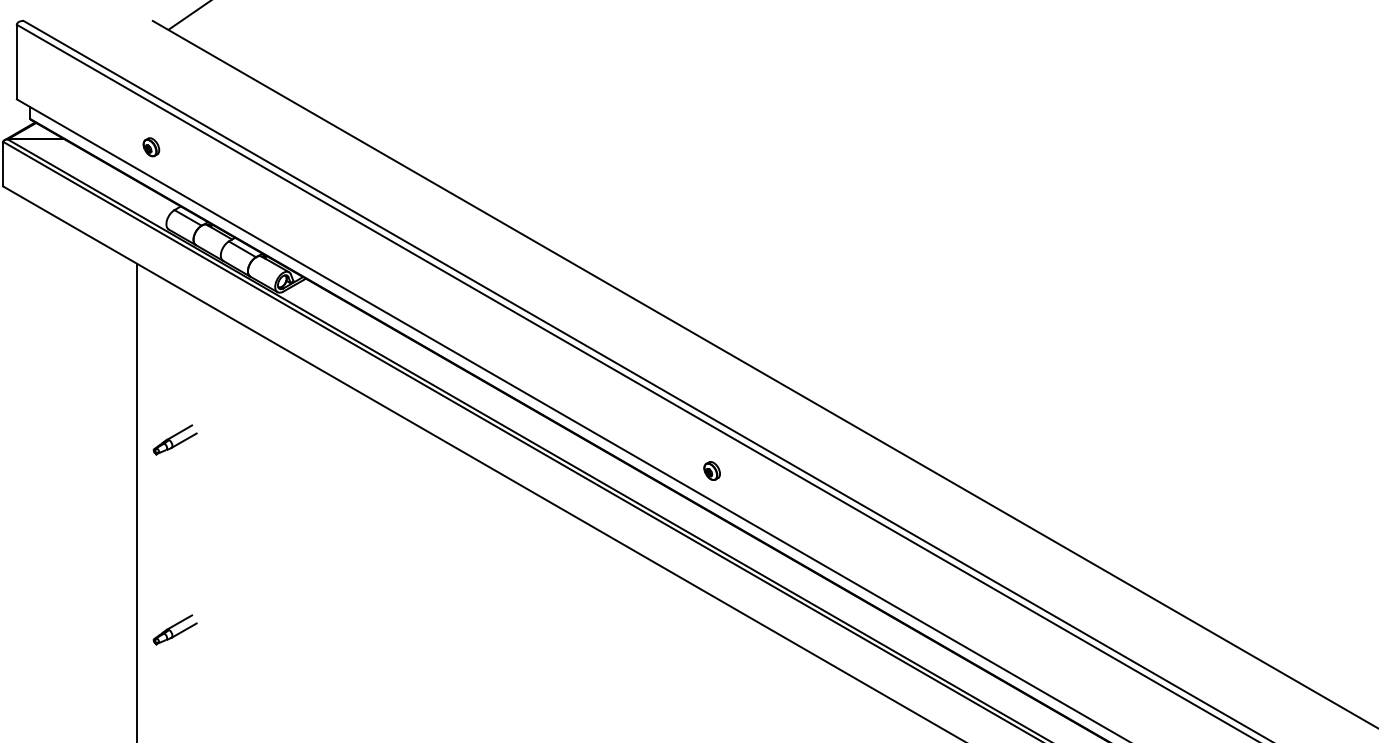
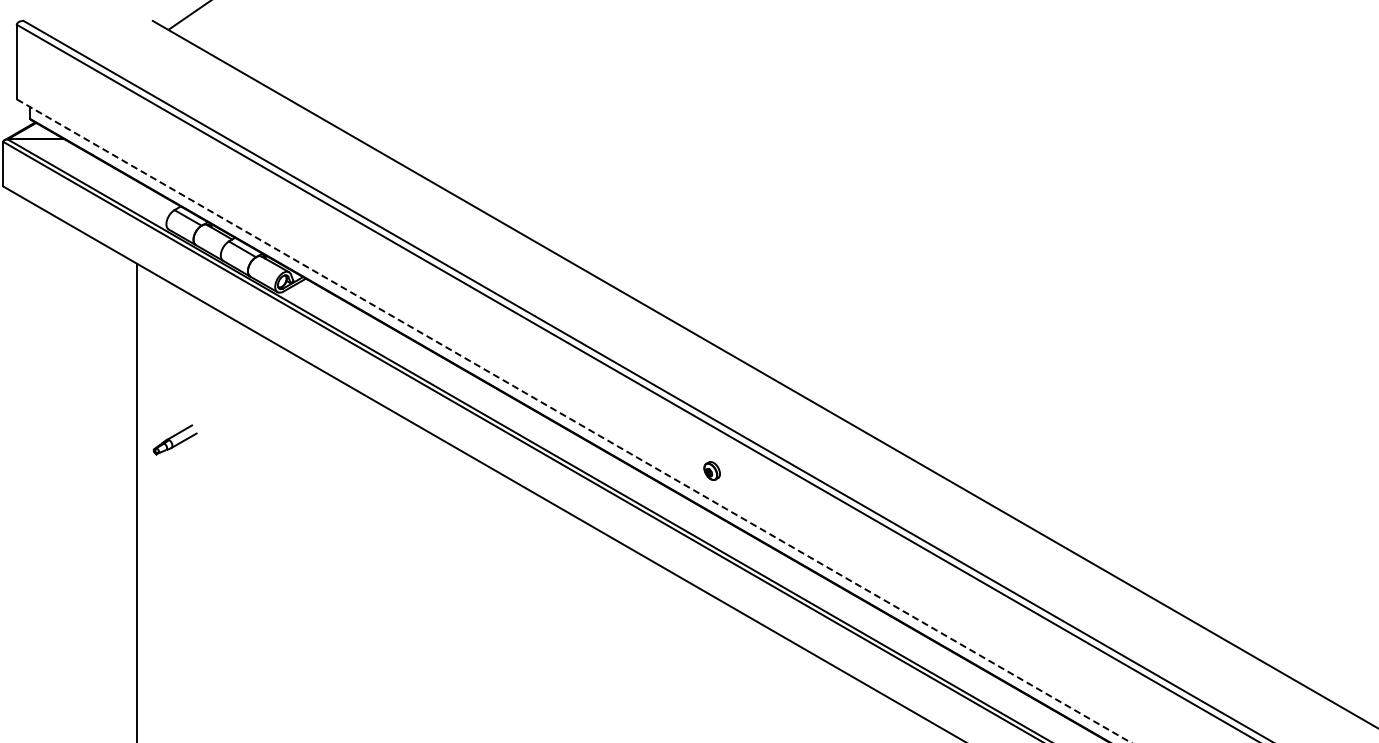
part: present -> none (151, 147)
line: solid -> dashed (574, 421)
part: present -> none (174, 629)
